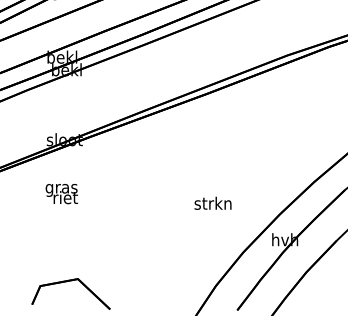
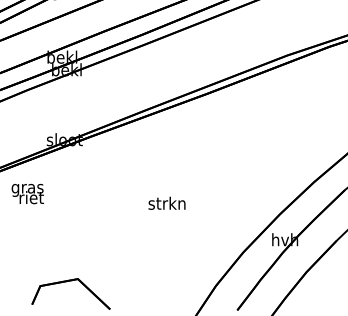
text position: (61, 194) -> (27, 194) (27, 194)
text position: (212, 202) -> (166, 202) (166, 202)
